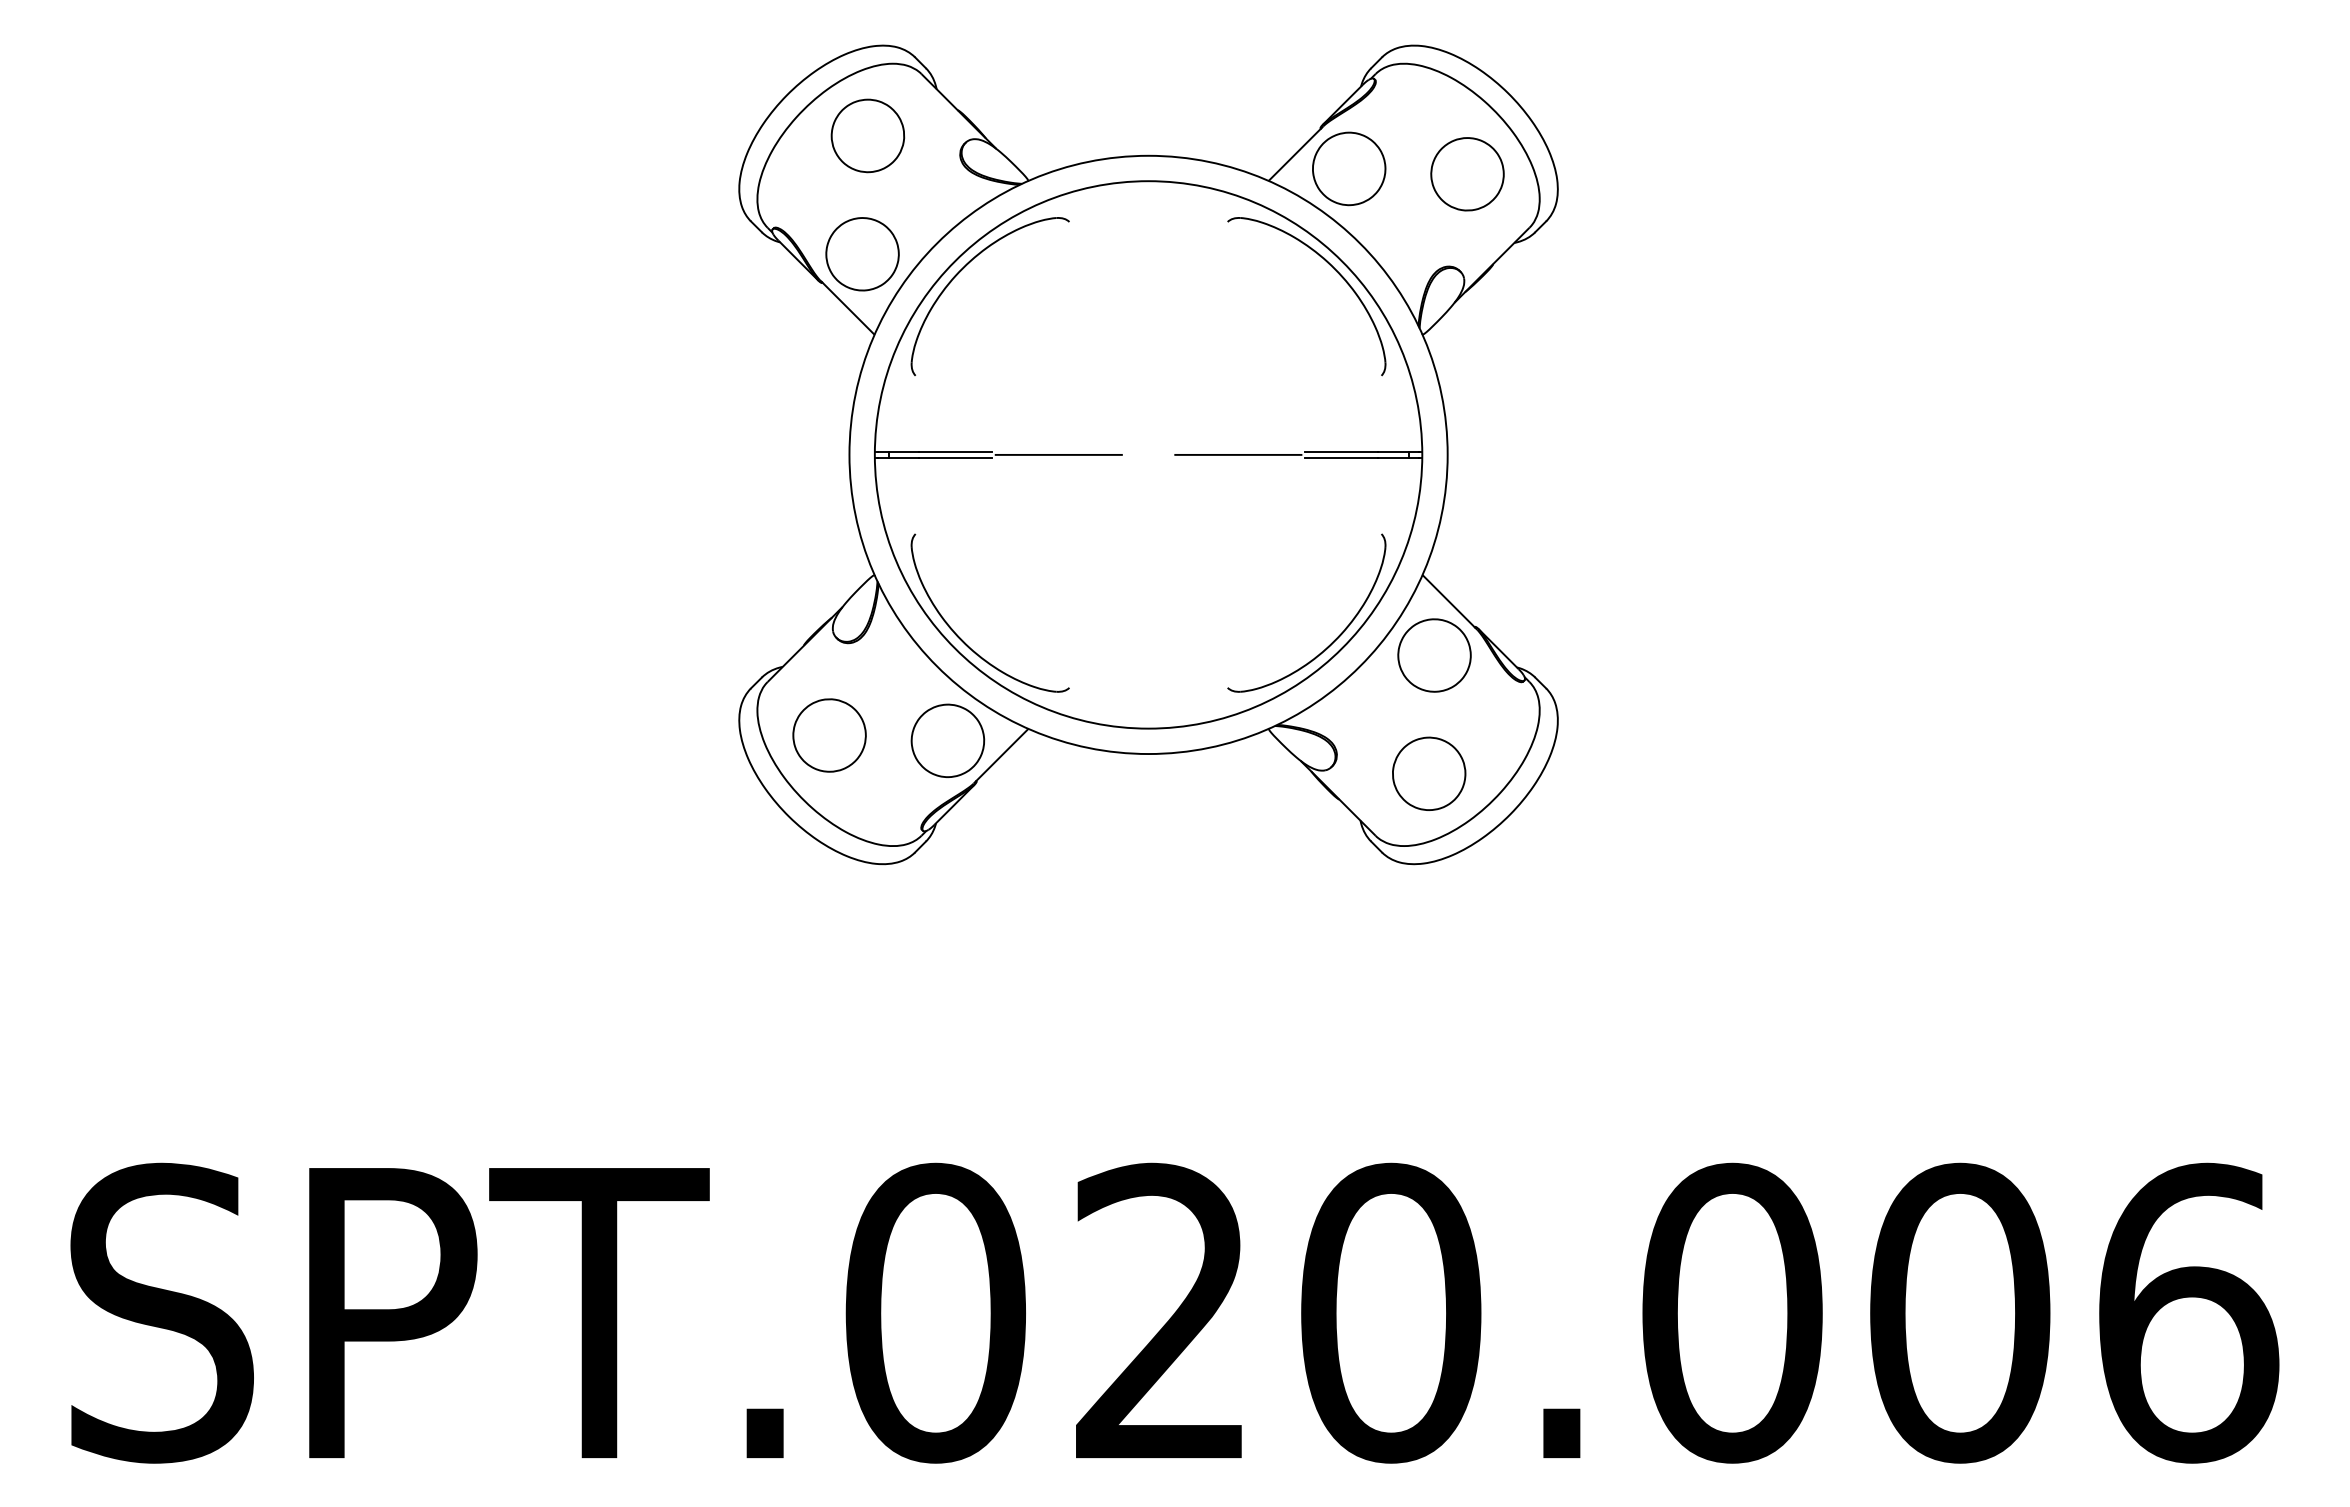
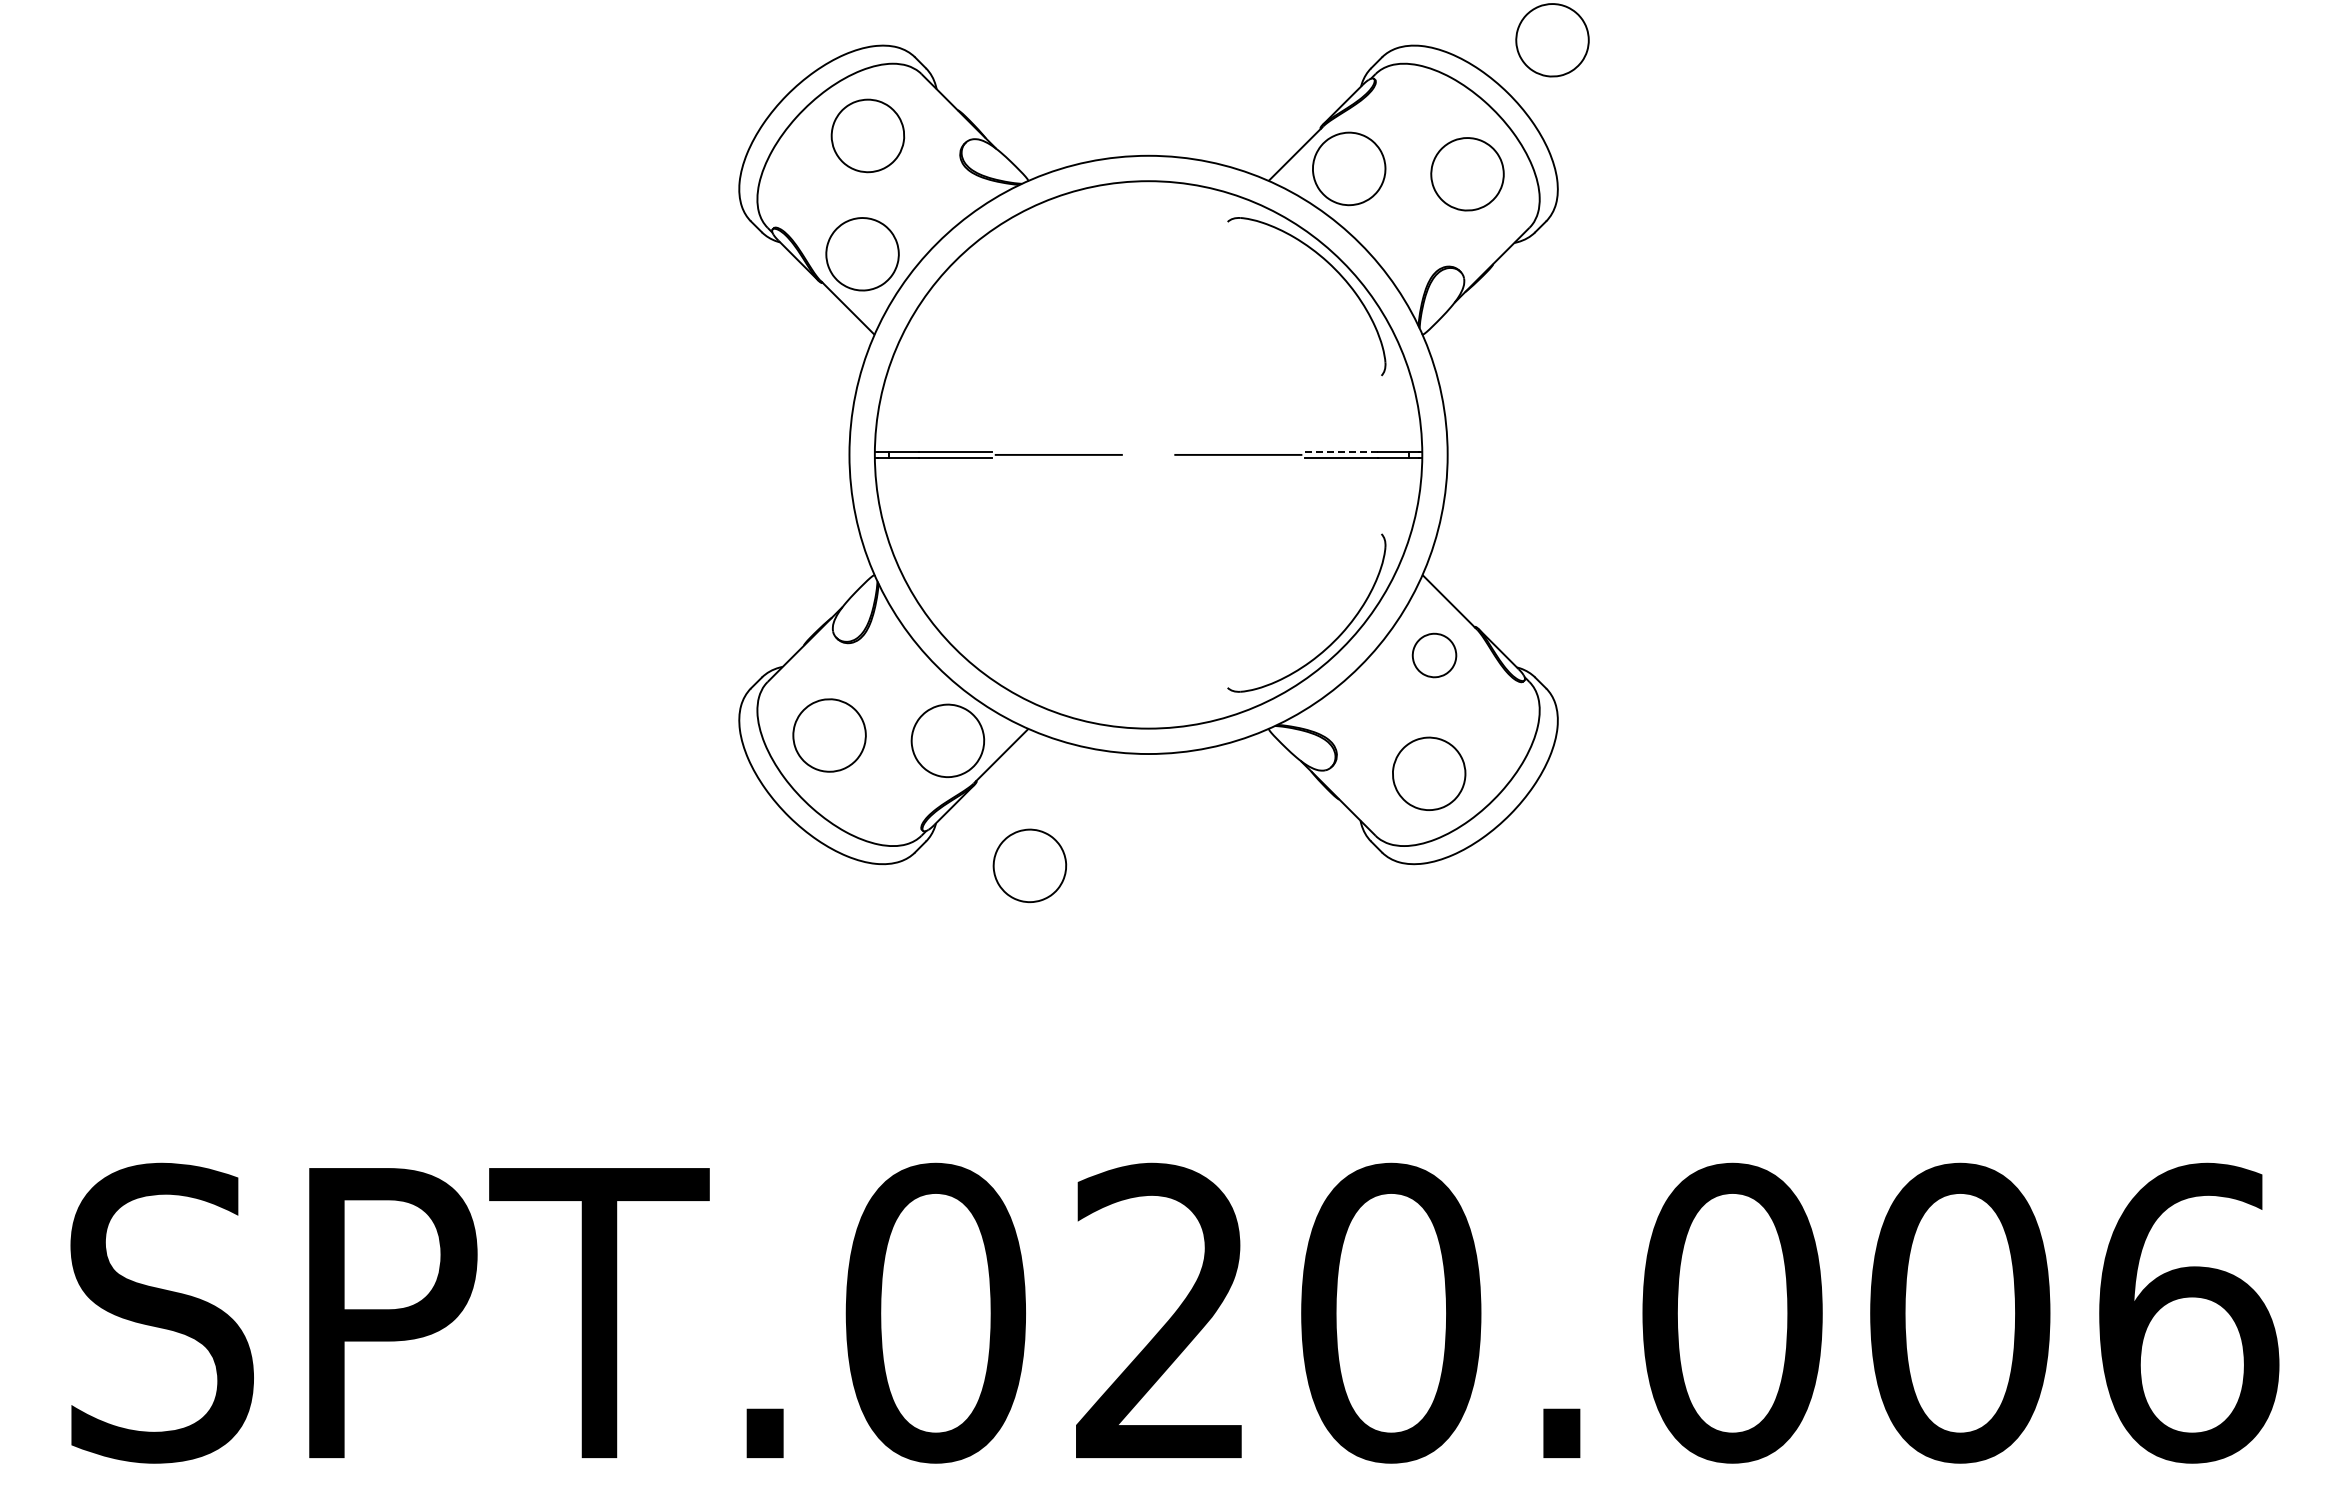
part: none -> present (1552, 40)
part: present -> none (963, 269)
line: solid -> dashed (1340, 452)
part: present -> none (962, 639)
part size: 75x75 px -> 47x47 px (1434, 655)
part: none -> present (1029, 865)
